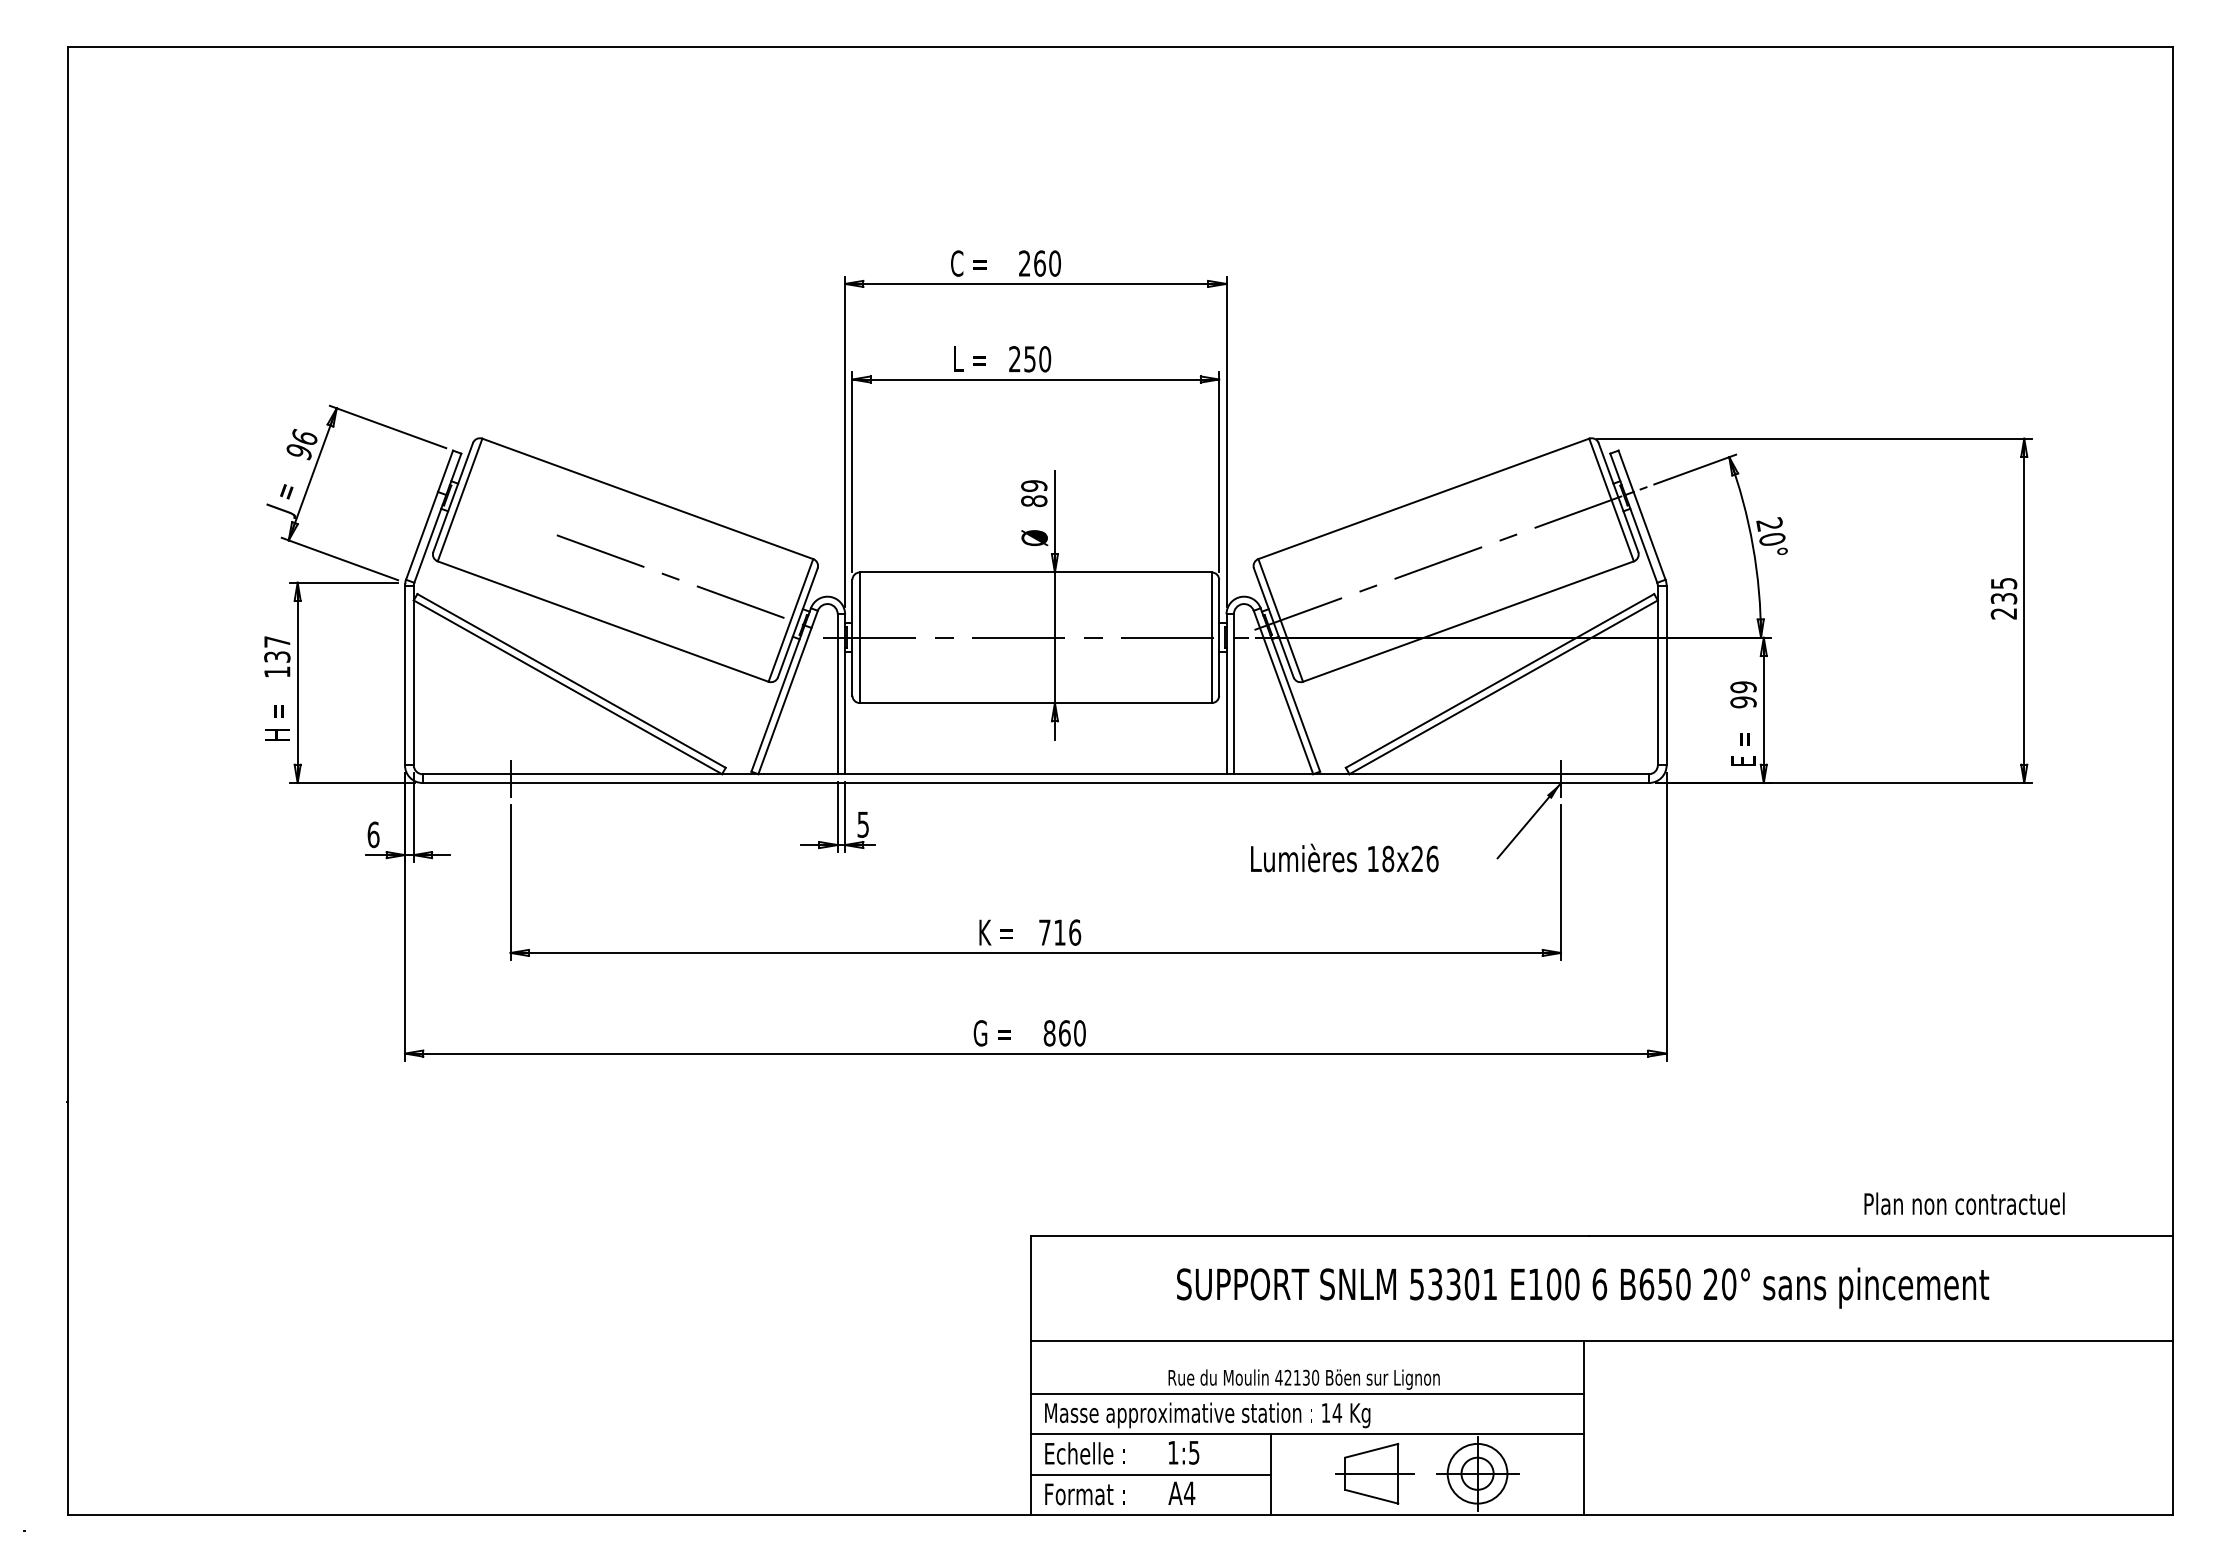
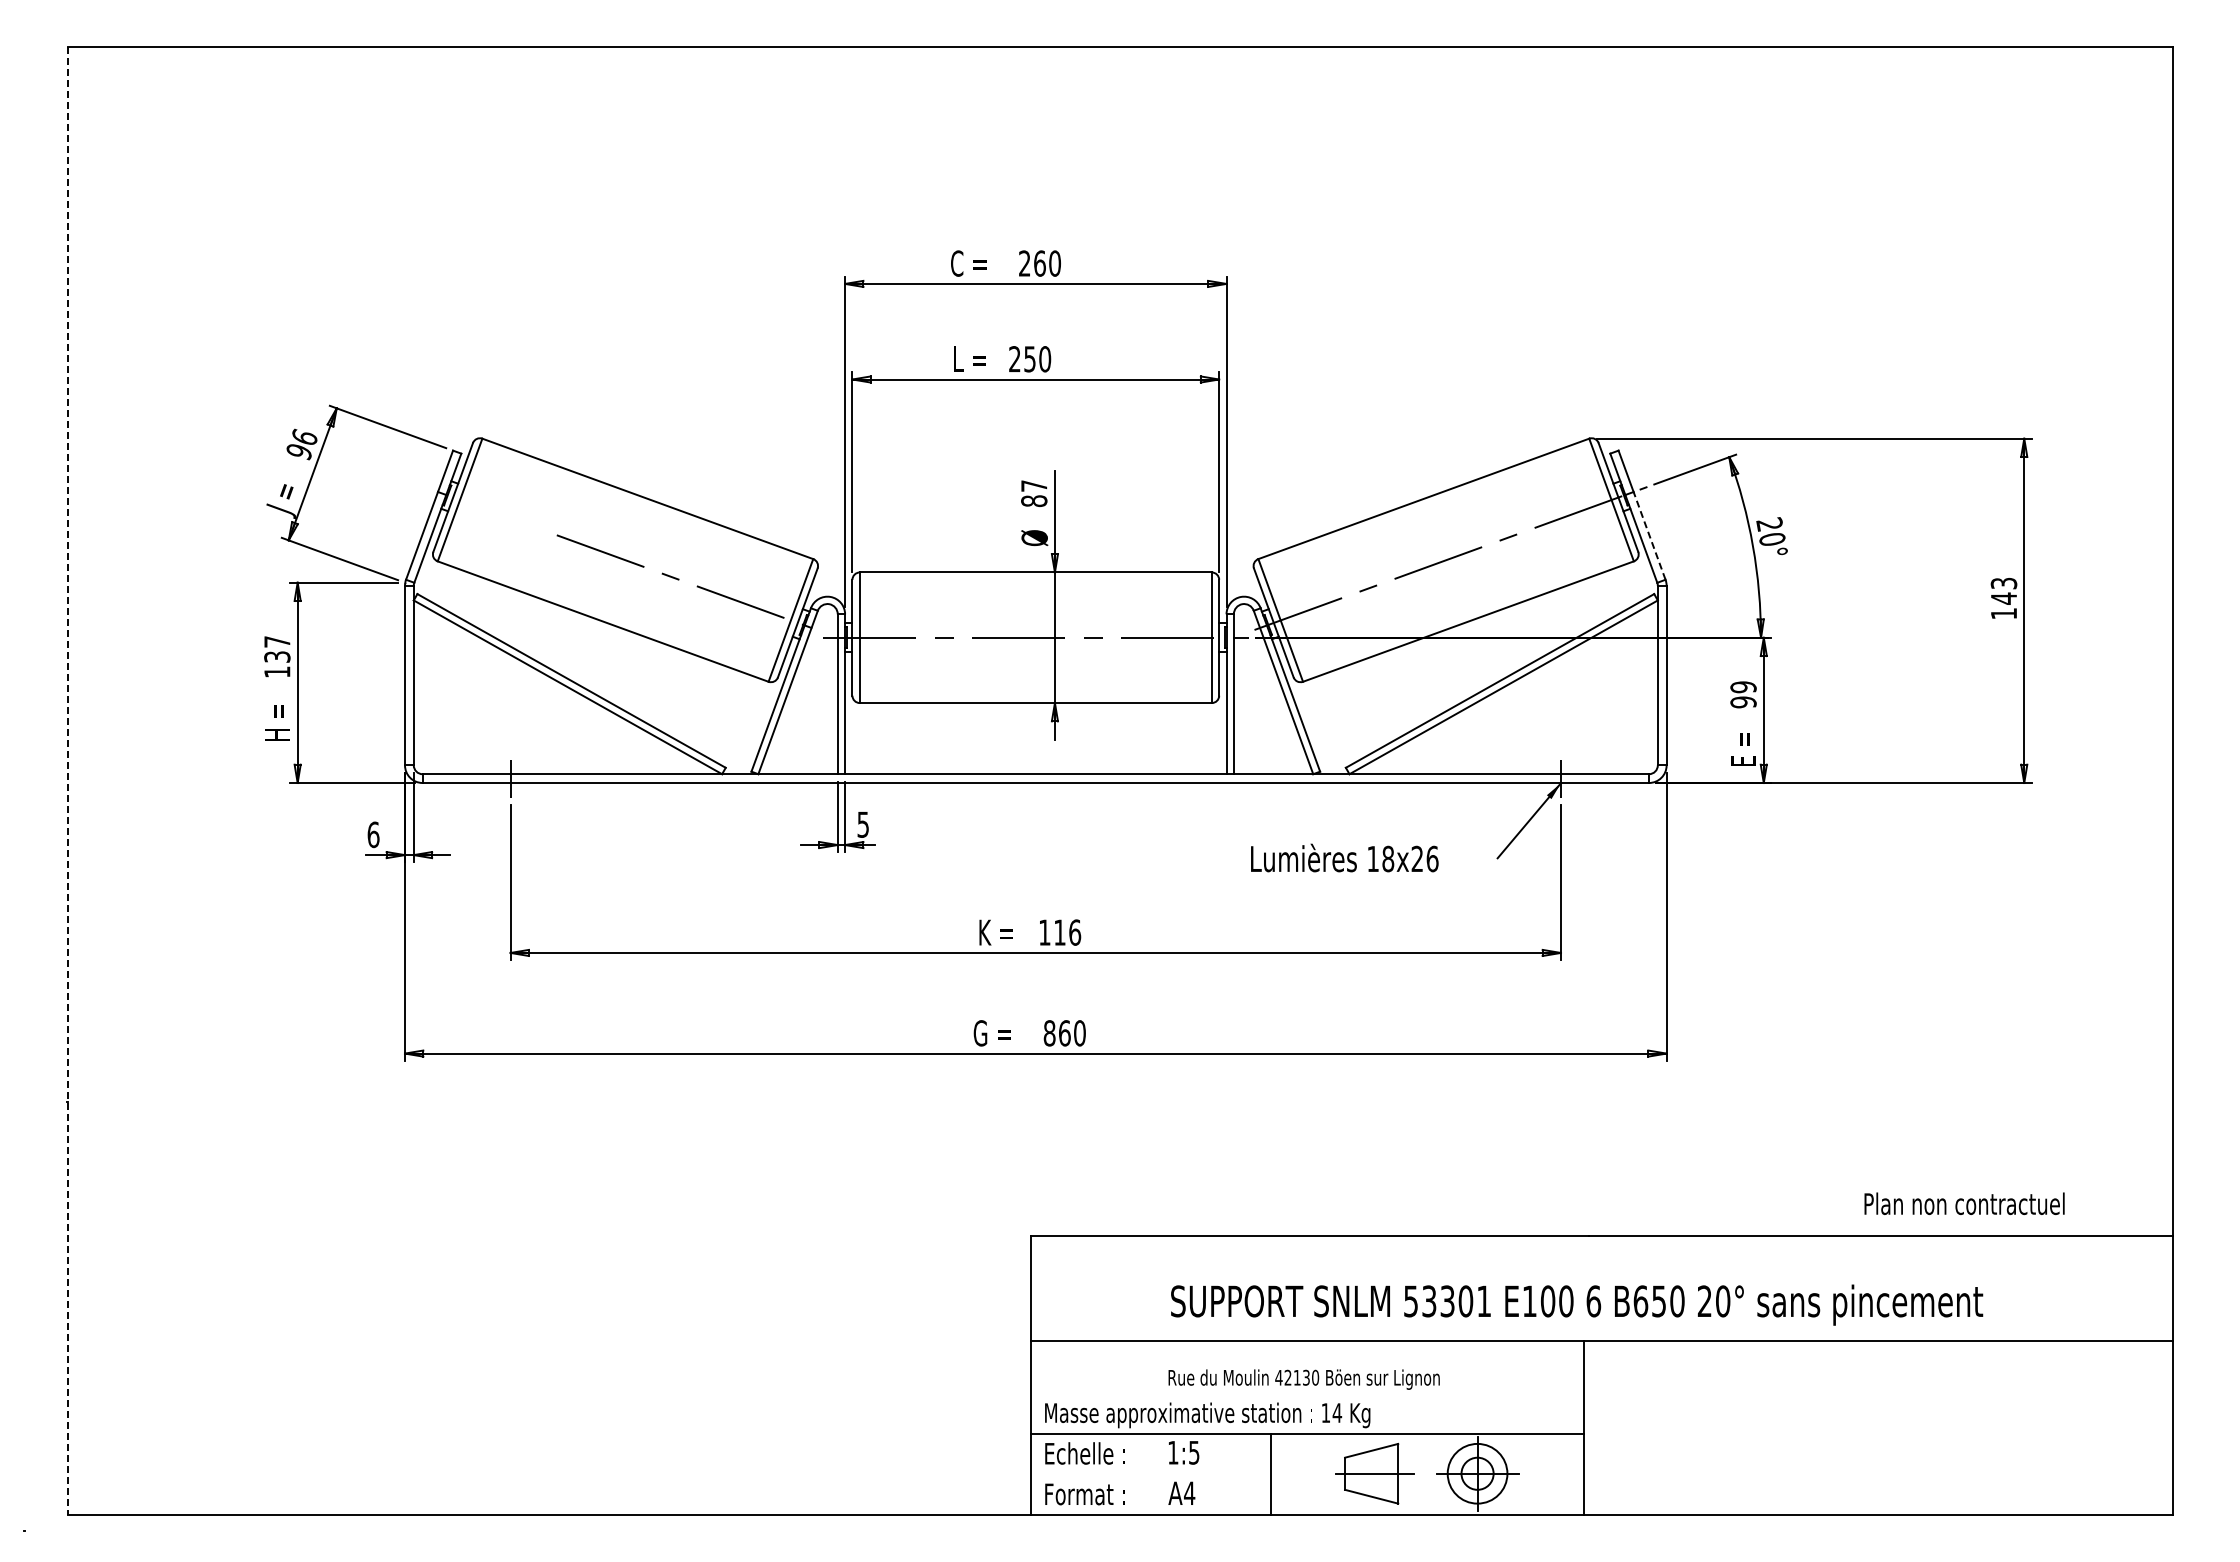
text: 89 -> 87 (1034, 486)
line: solid -> dashed (1649, 535)
text: 235 -> 143 (2003, 598)
line: solid -> dashed (67, 780)
text: 716 -> 116 (1044, 932)
text position: (1583, 1287) -> (1577, 1304) (1577, 1304)
line: present -> none (1307, 1393)
line: present -> none (1150, 1474)
